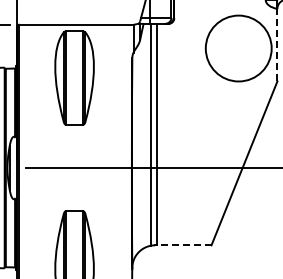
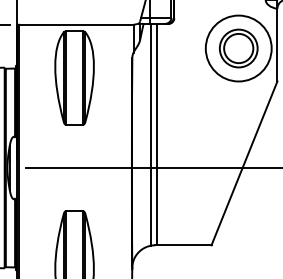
line: dashed -> solid (277, 44)
part: none -> present (238, 48)
line: dashed -> solid (183, 245)
